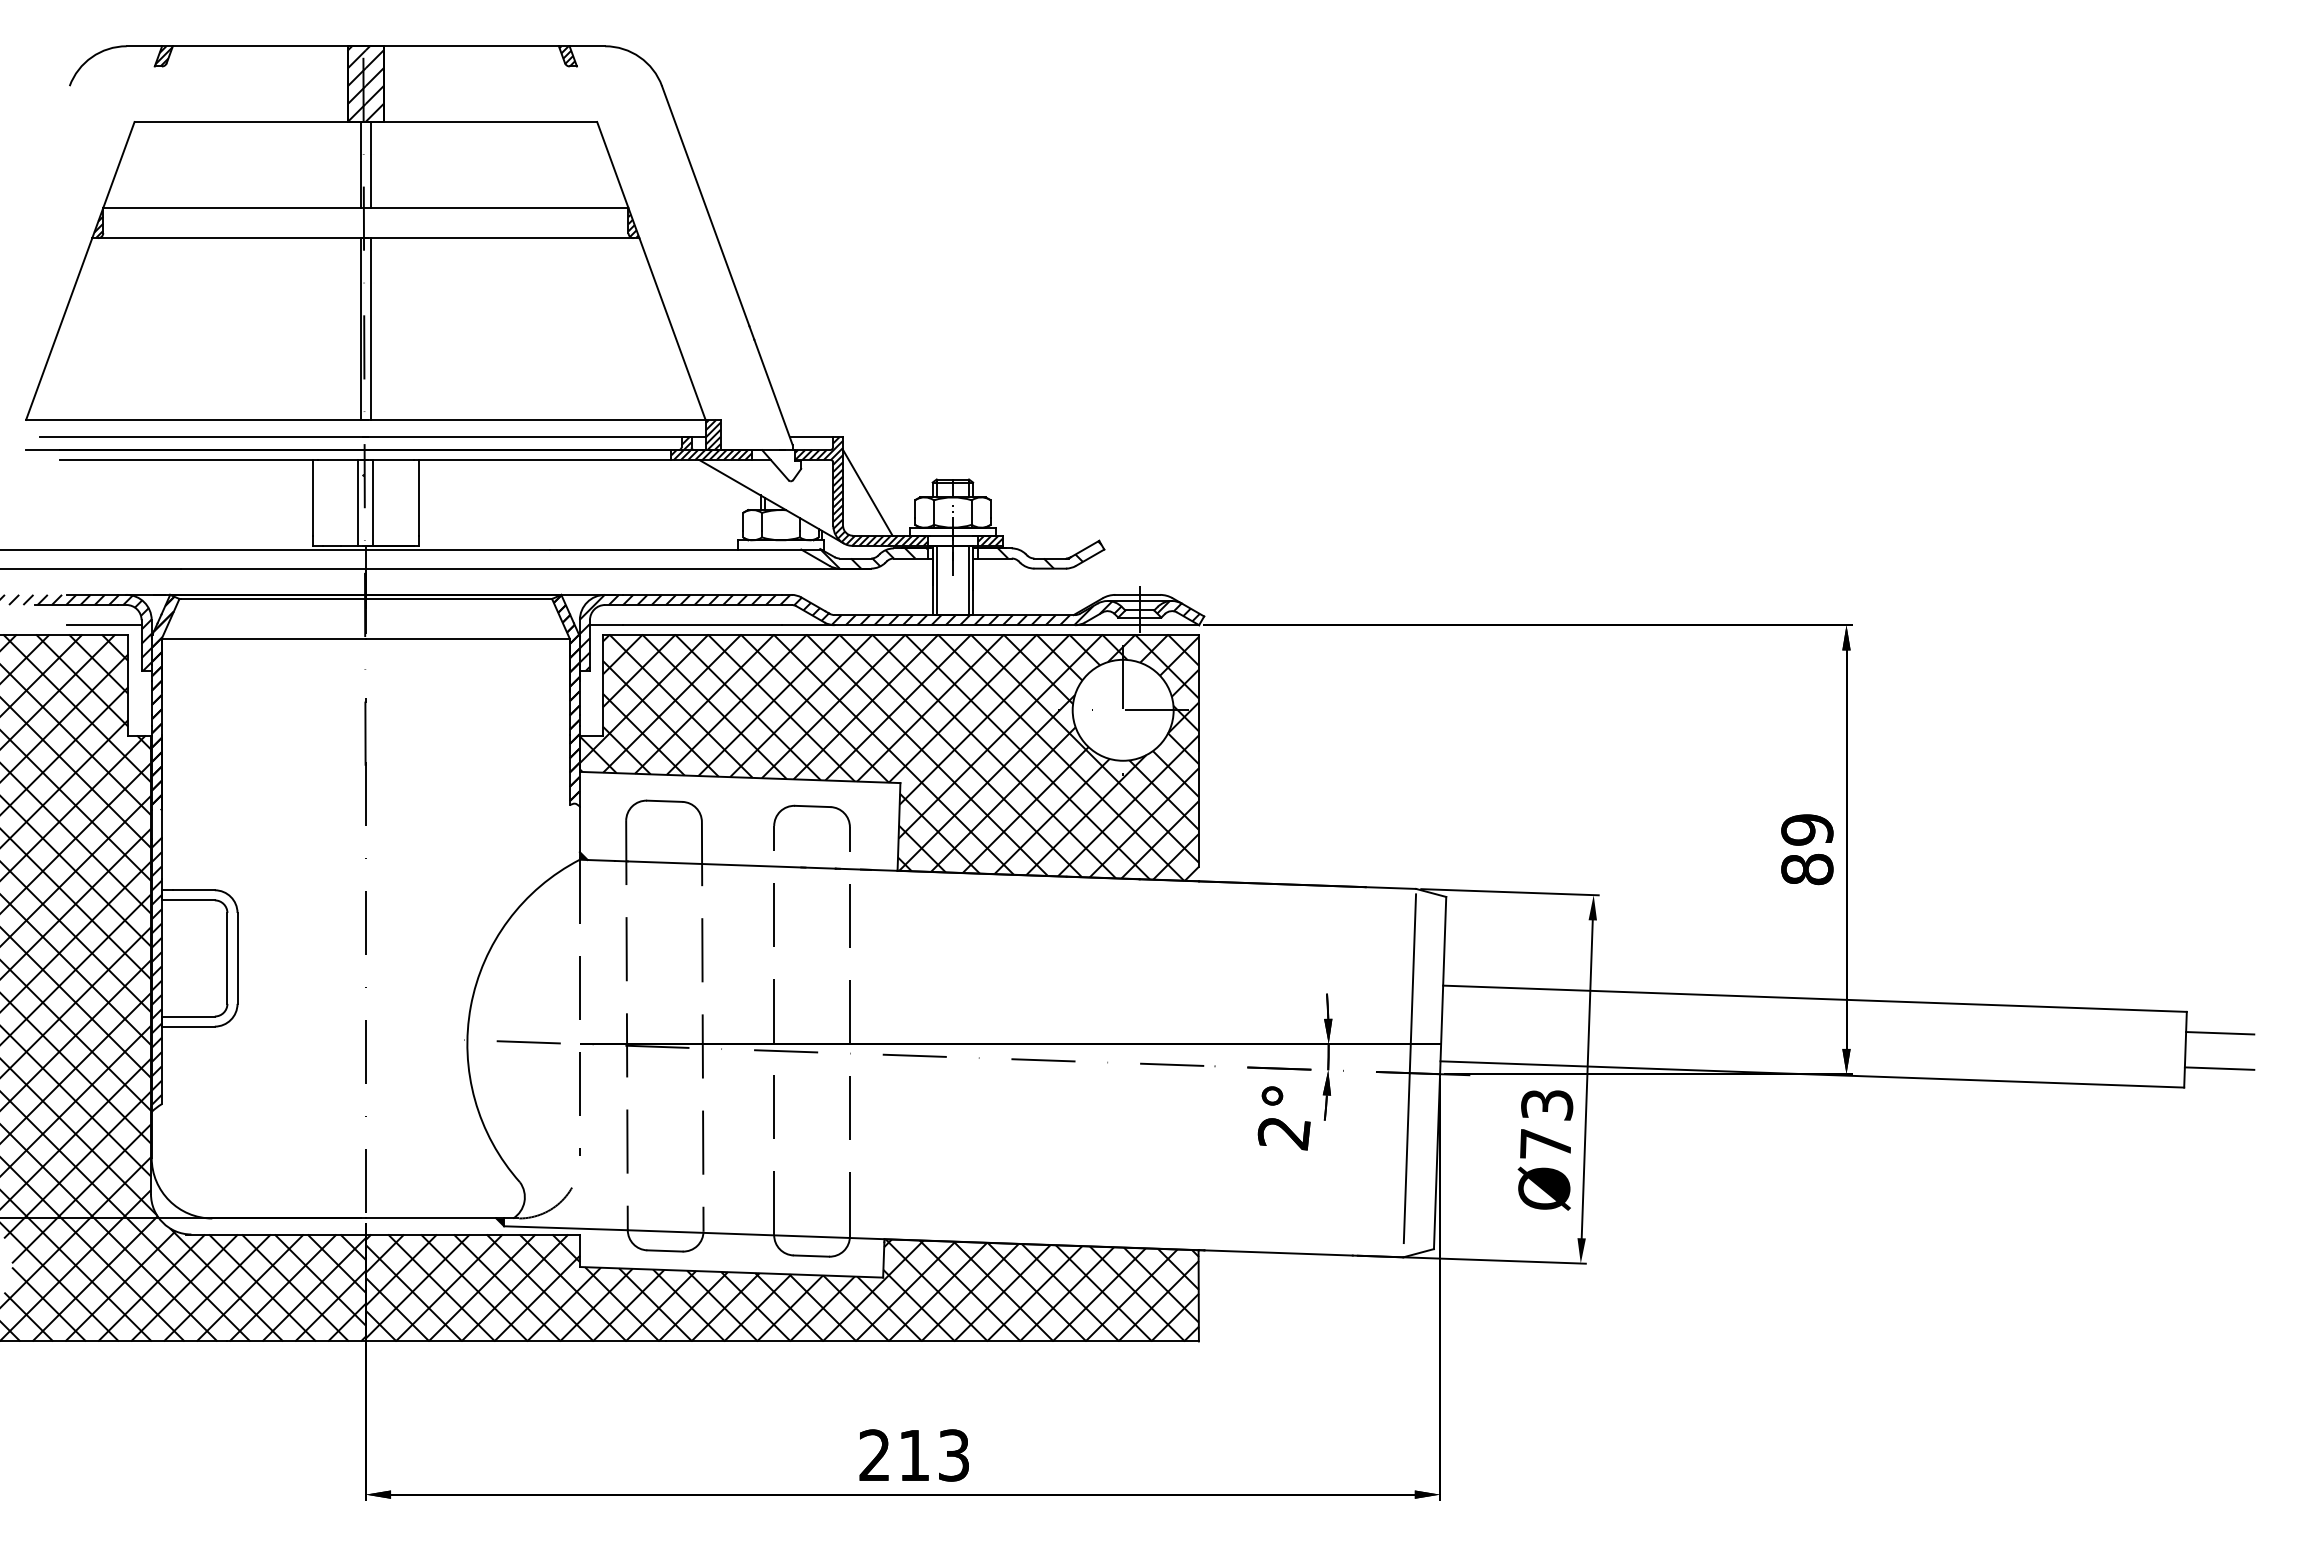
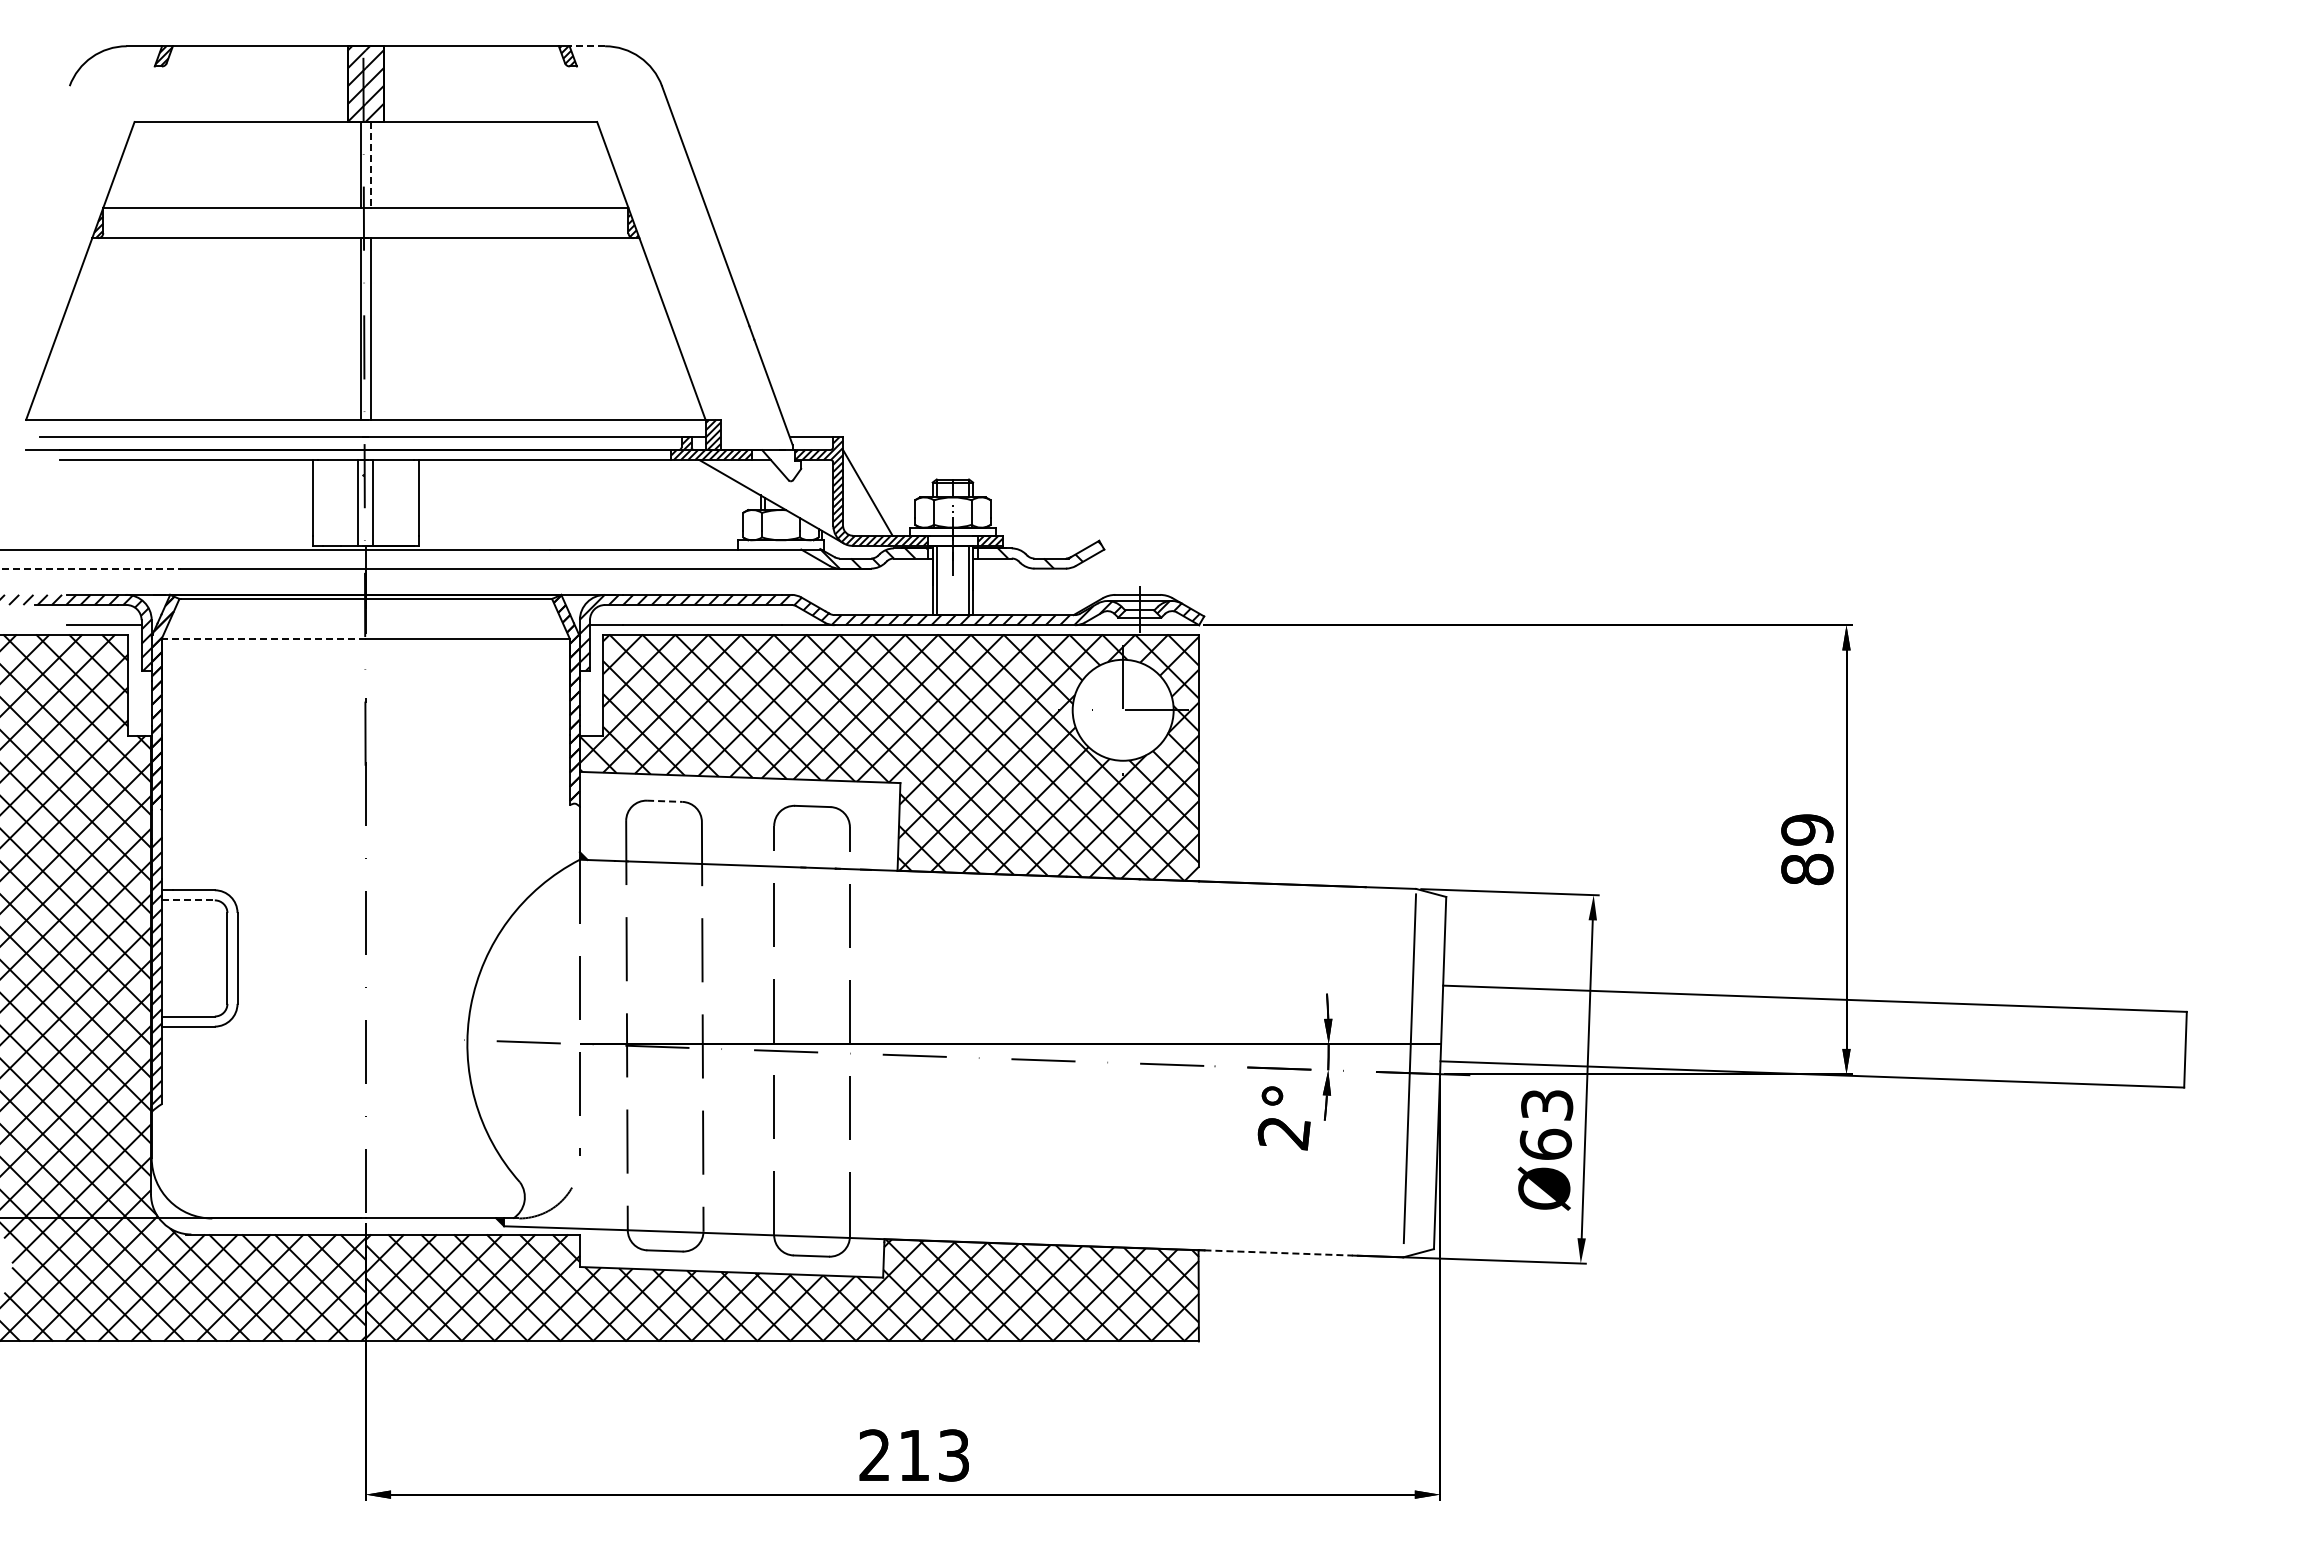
line: solid -> dashed (587, 46)
line: solid -> dashed (370, 165)
line: solid -> dashed (91, 568)
line: solid -> dashed (263, 638)
line: solid -> dashed (664, 801)
line: solid -> dashed (188, 900)
line: present -> none (2220, 1033)
line: present -> none (2219, 1068)
text: Ø73 -> Ø63 (1545, 1143)
line: solid -> dashed (1279, 1252)
